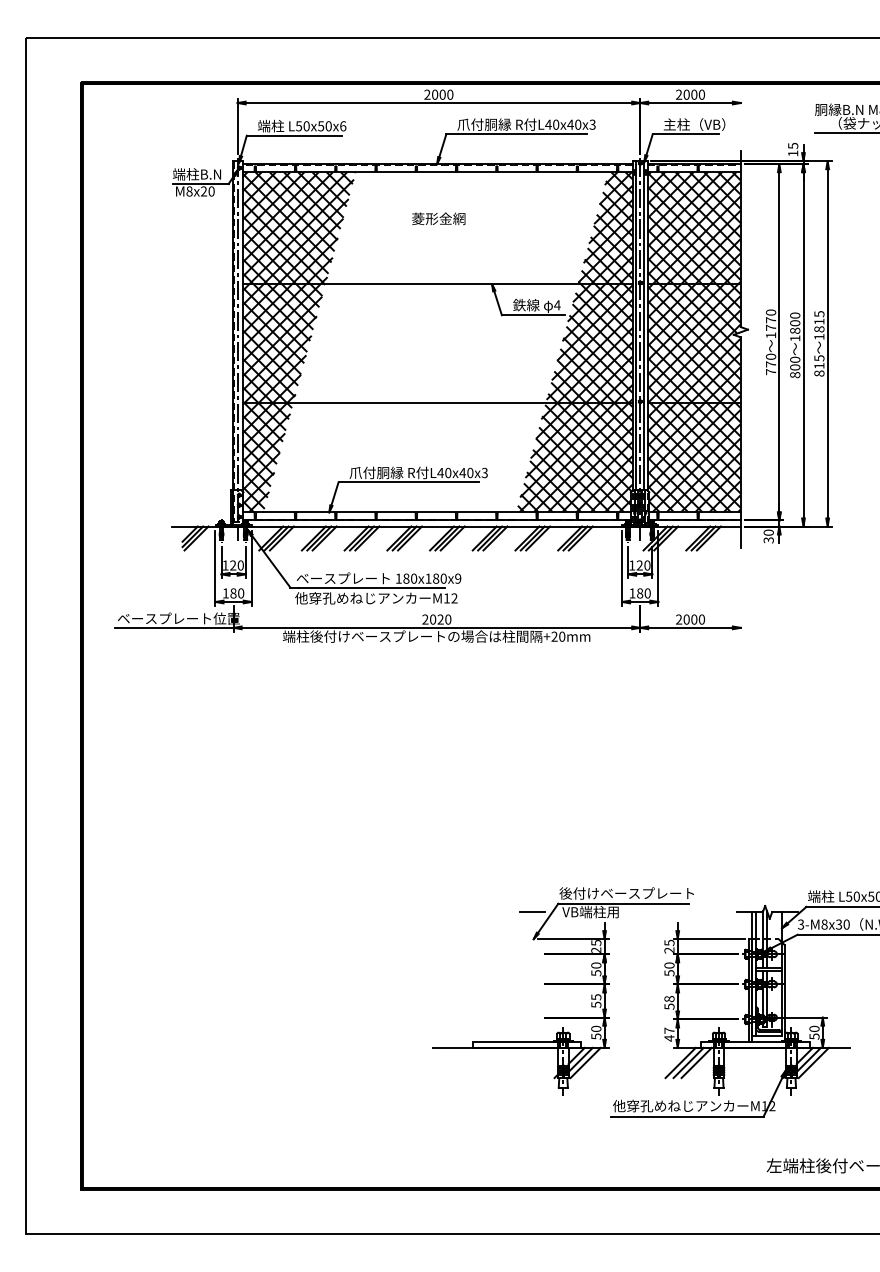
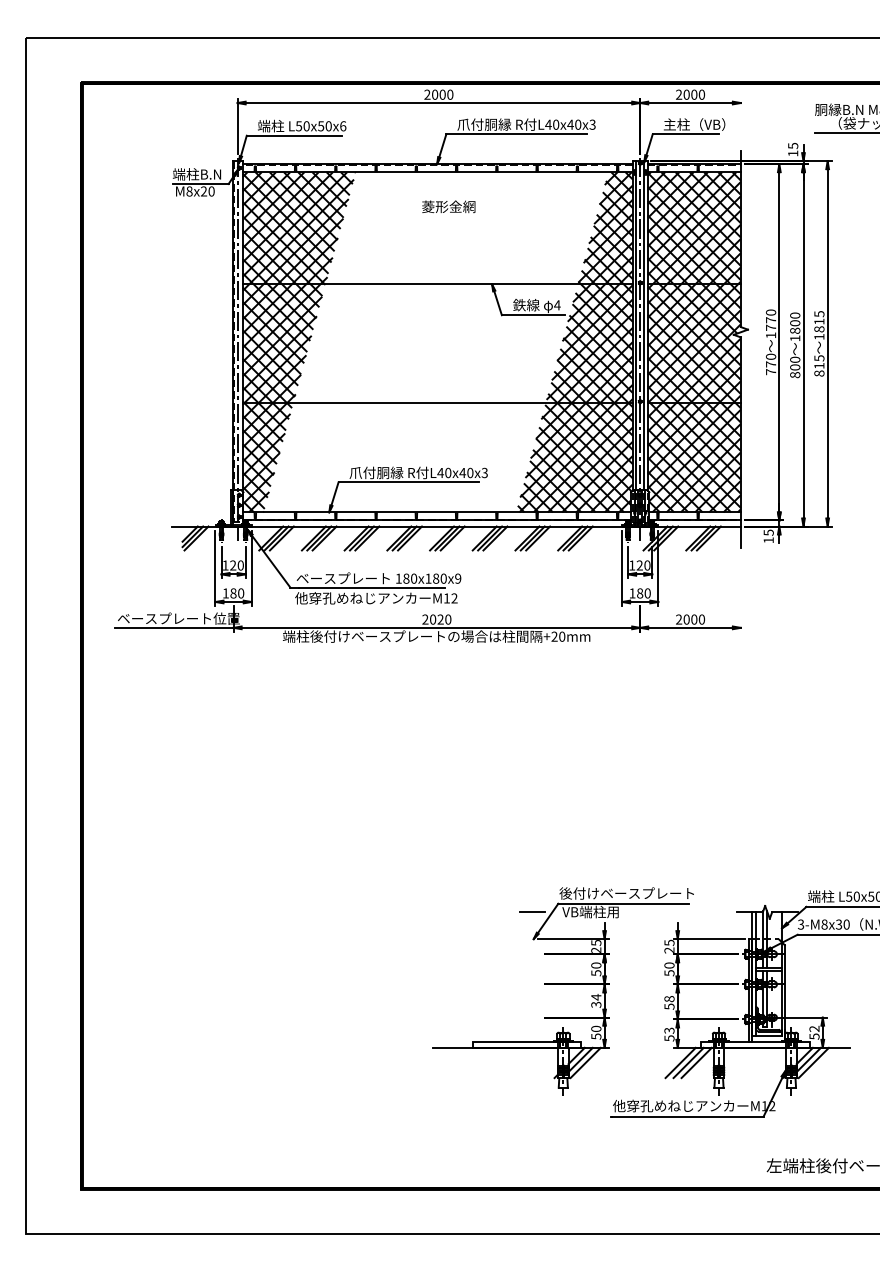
text position: (438, 218) -> (448, 206) (448, 206)
text: 30 -> 15 (768, 536)
text: 55 -> 34 (596, 1000)
text: 50 -> 52 (814, 1028)
text: 47 -> 53 (669, 1034)
